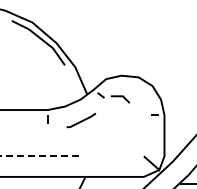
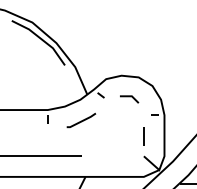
line position: (120, 97) -> (129, 97) (129, 97)
line: none -> present (143, 136)
line: dashed -> solid (41, 156)
